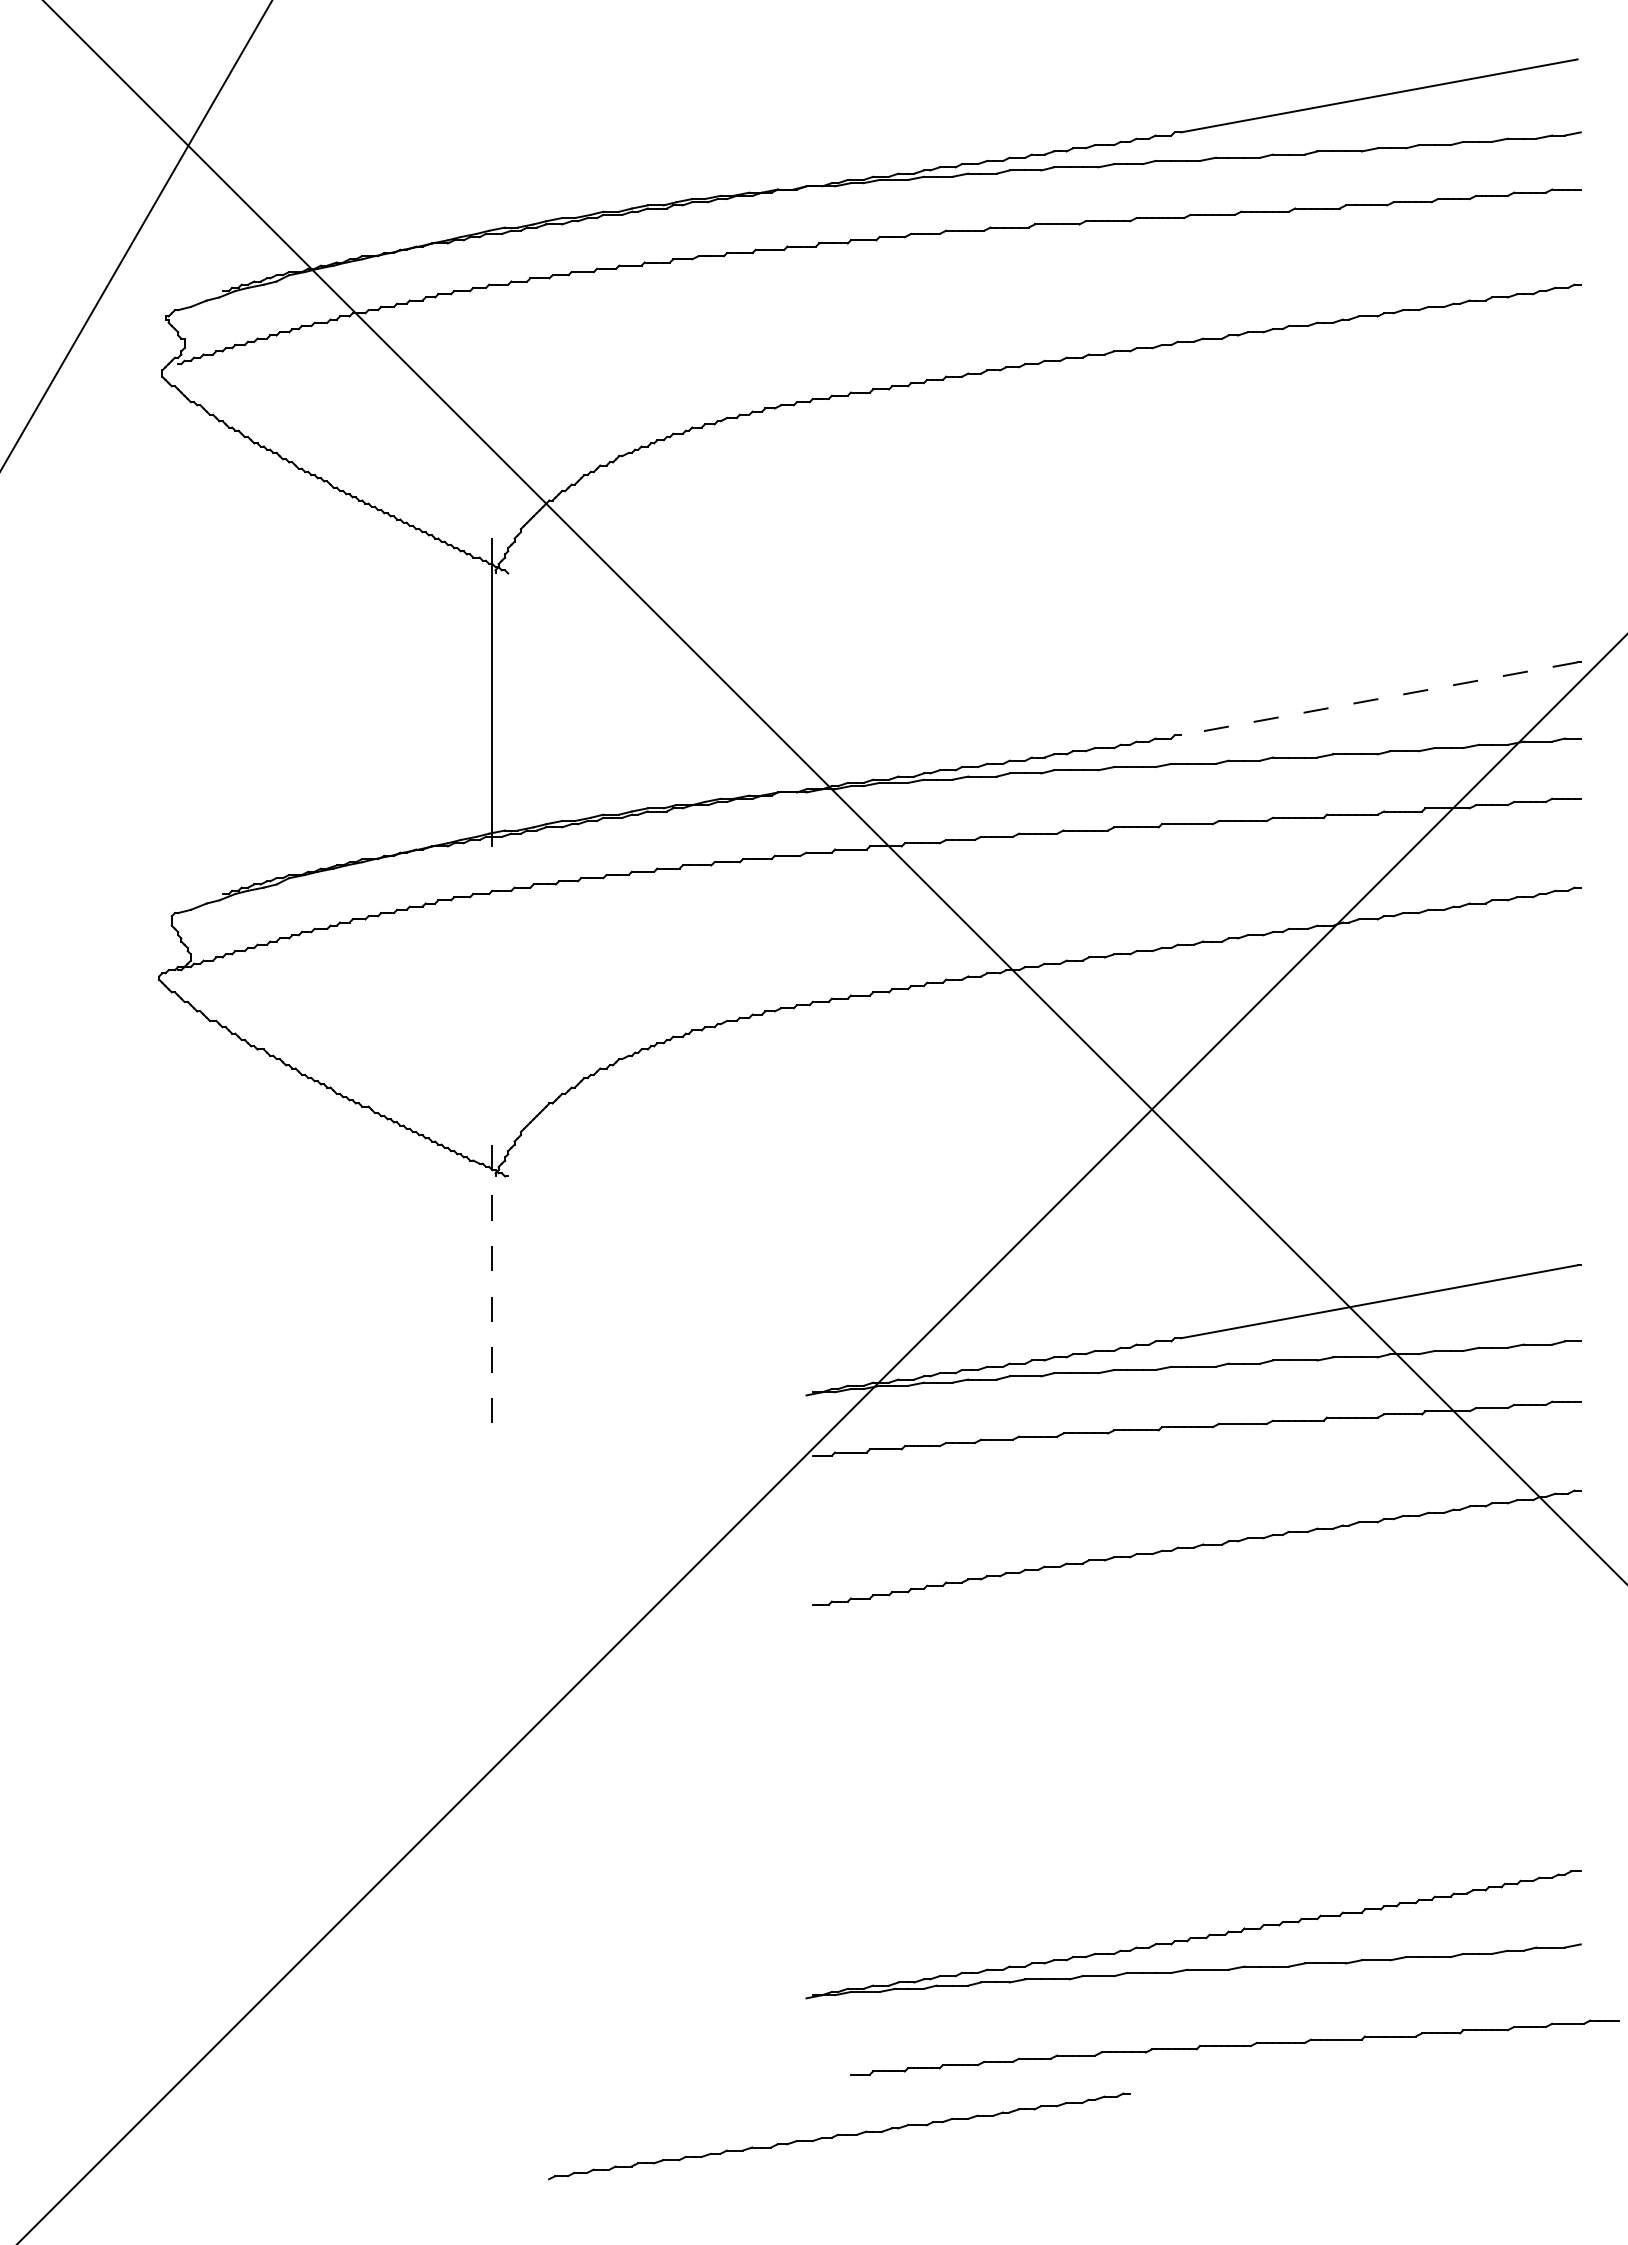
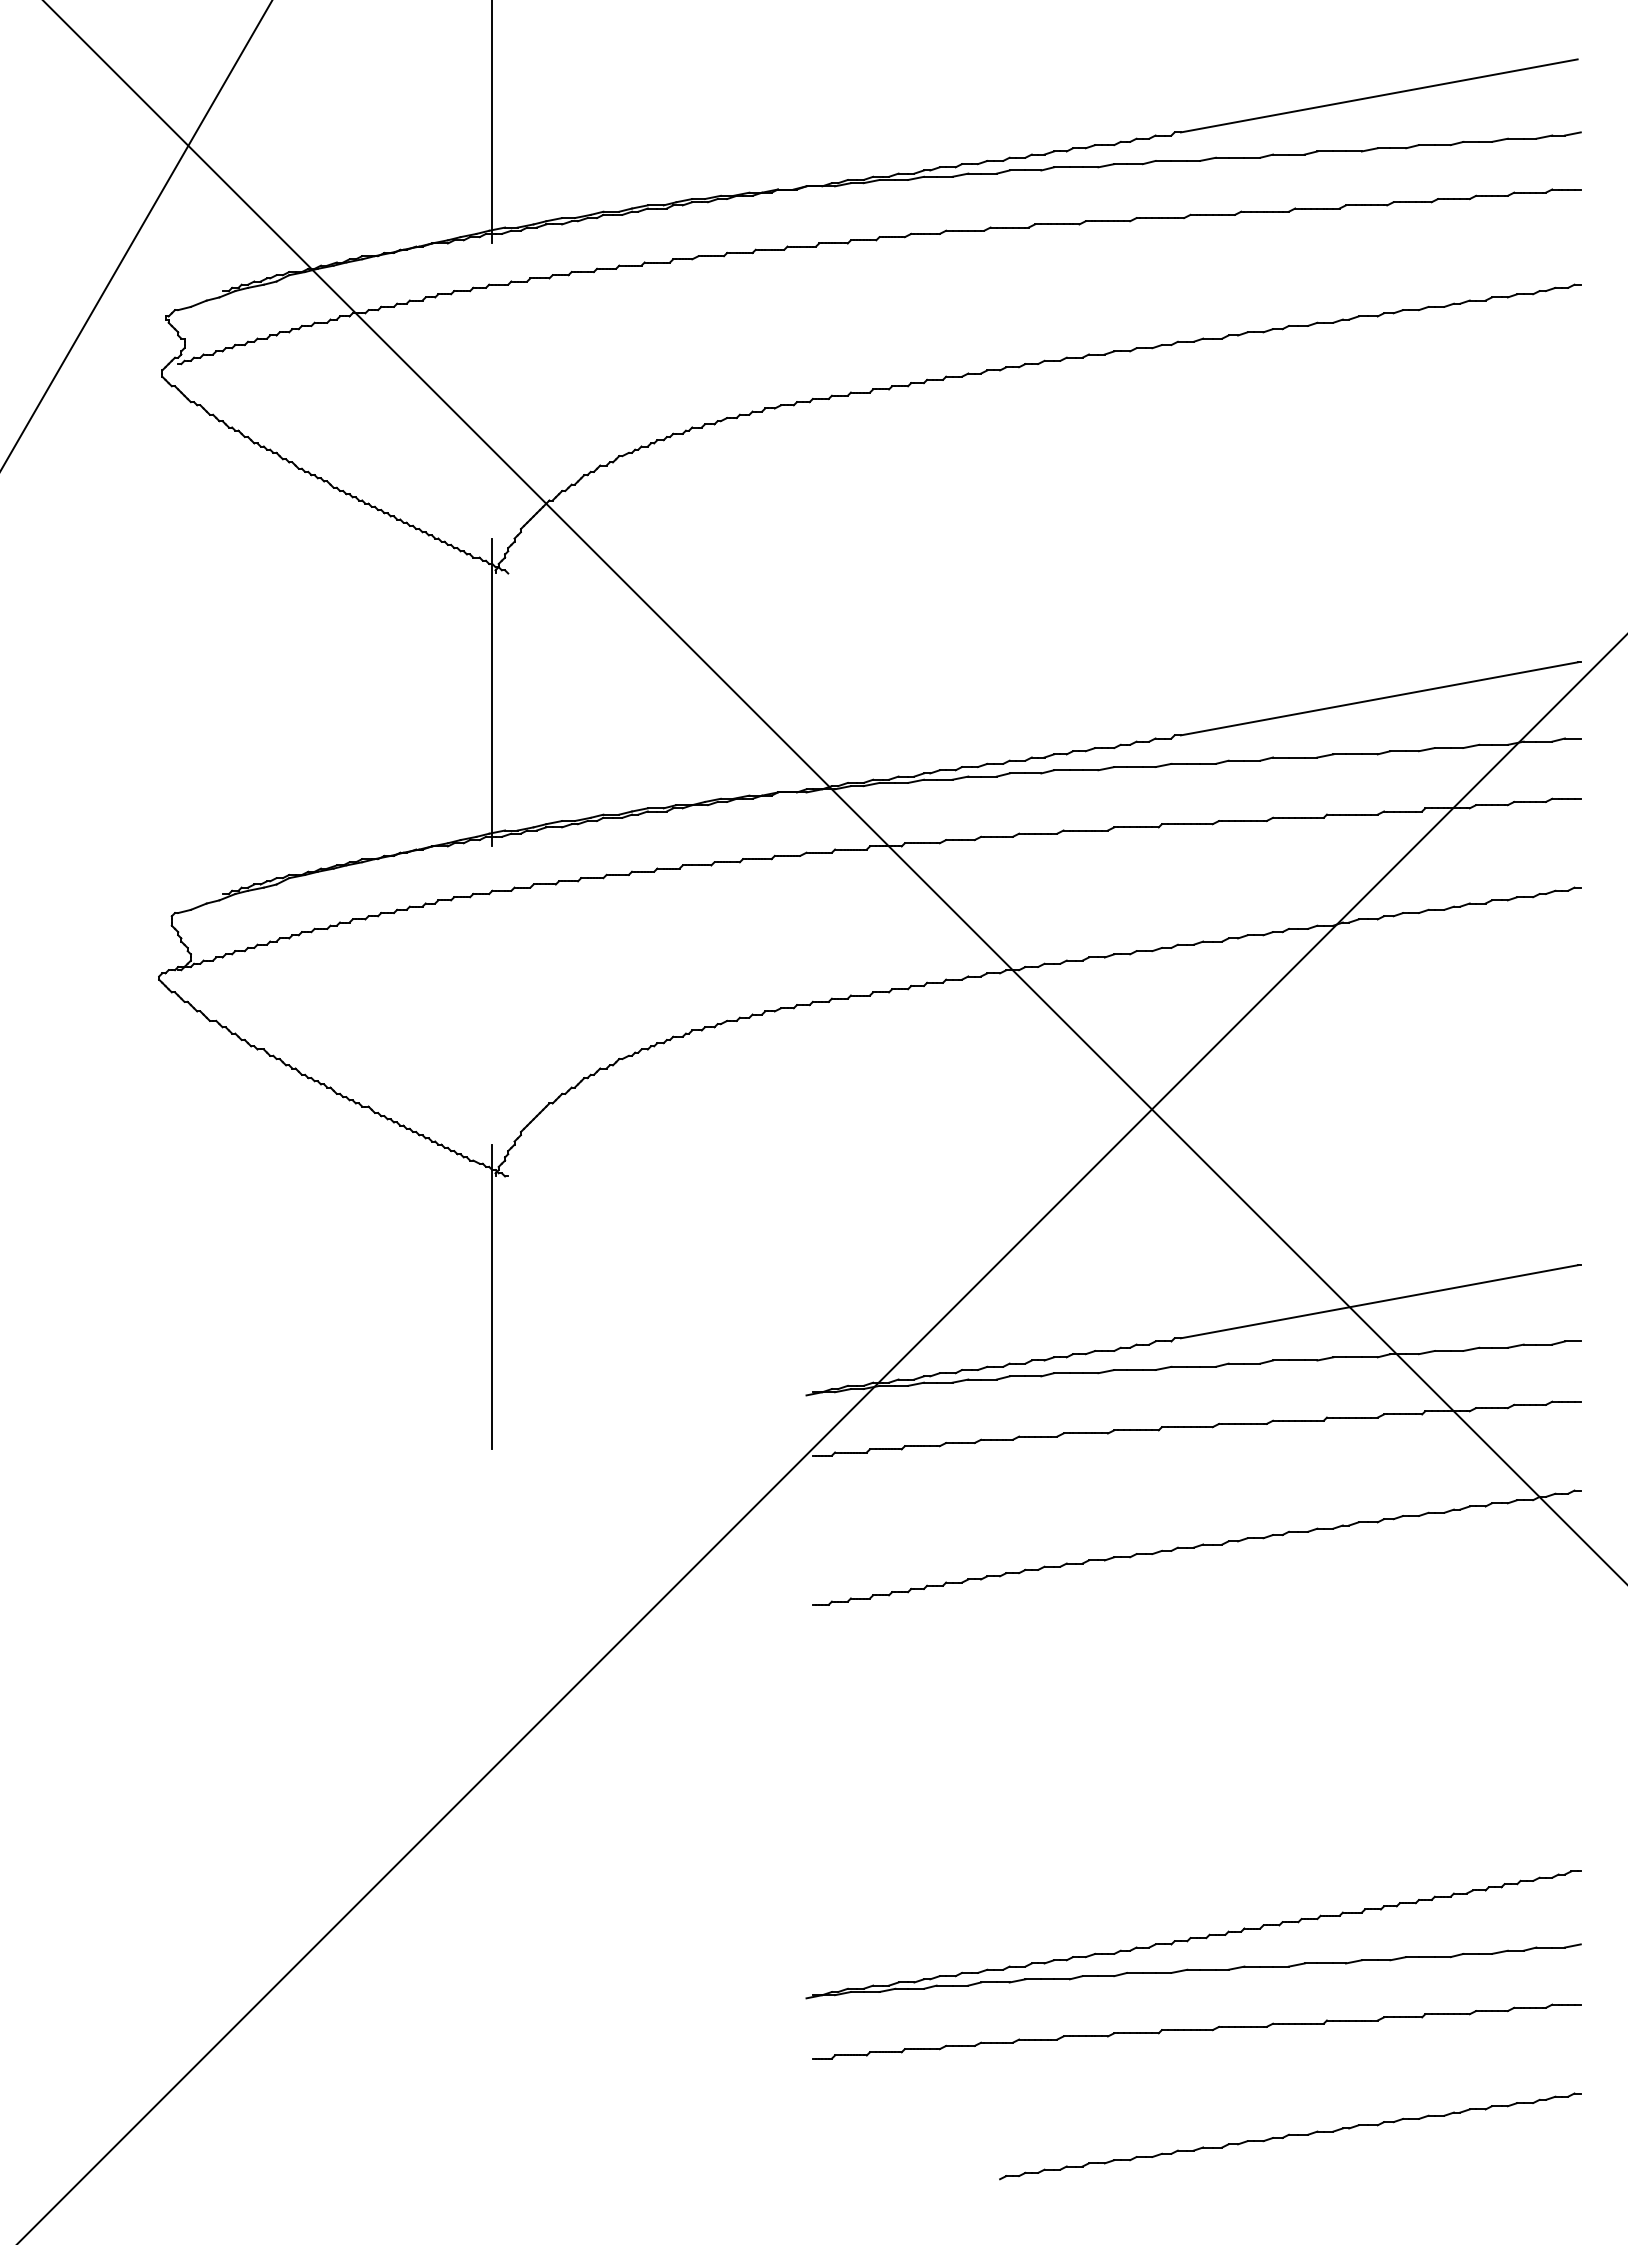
line: none -> present (492, 122)
line: dashed -> solid (1379, 698)
line: dashed -> solid (492, 1297)
part position: (1234, 2047) -> (1196, 2031) (1196, 2031)
part position: (839, 2136) -> (1290, 2136) (1290, 2136)
